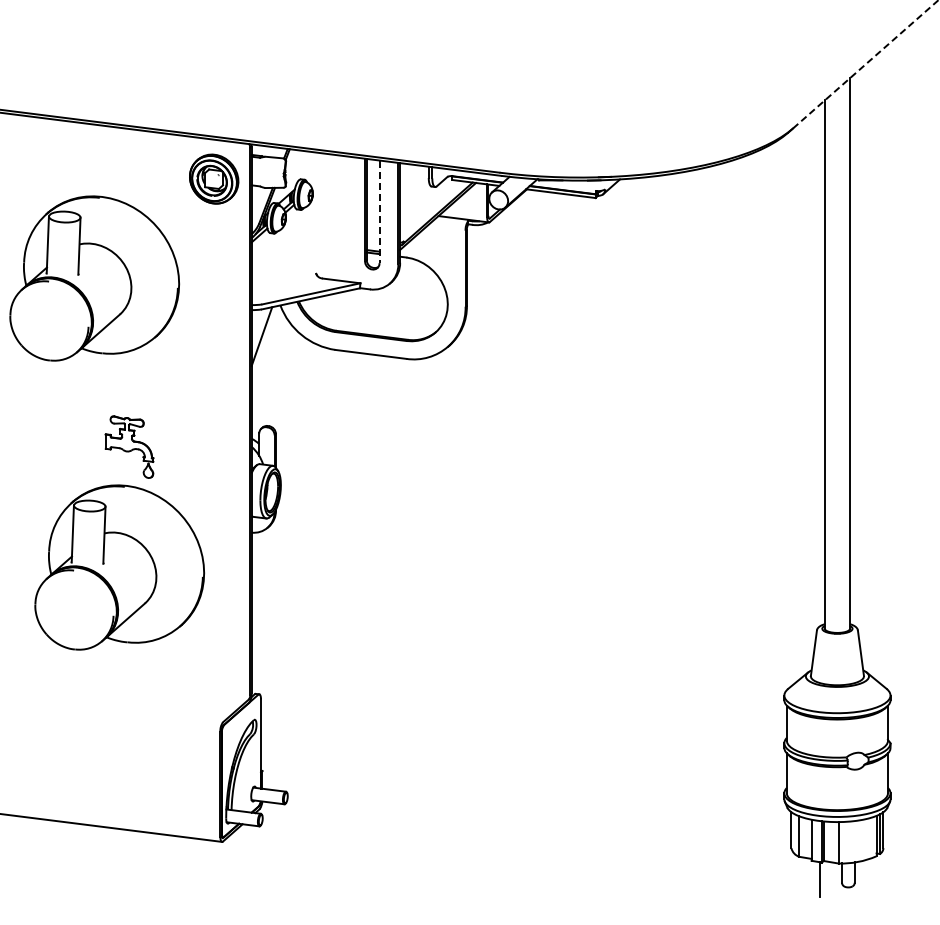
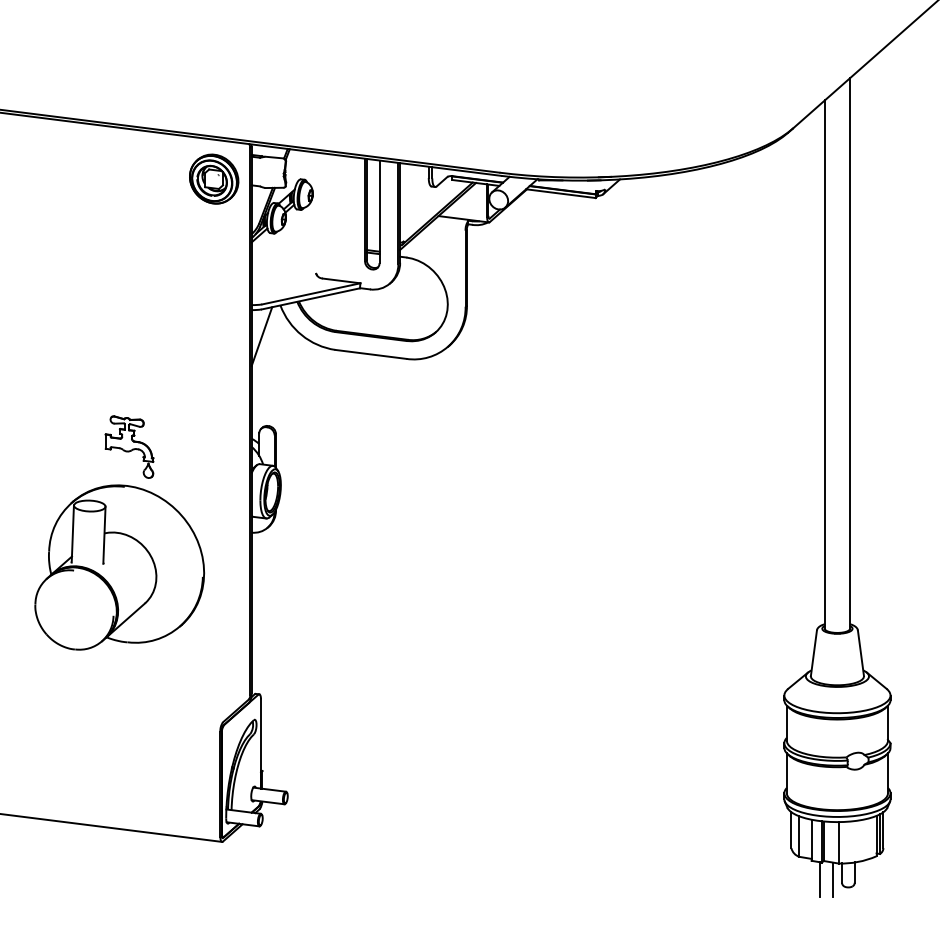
line: dashed -> solid (865, 64)
line: dashed -> solid (379, 212)
part: present -> none (94, 278)
line: none -> present (832, 879)
